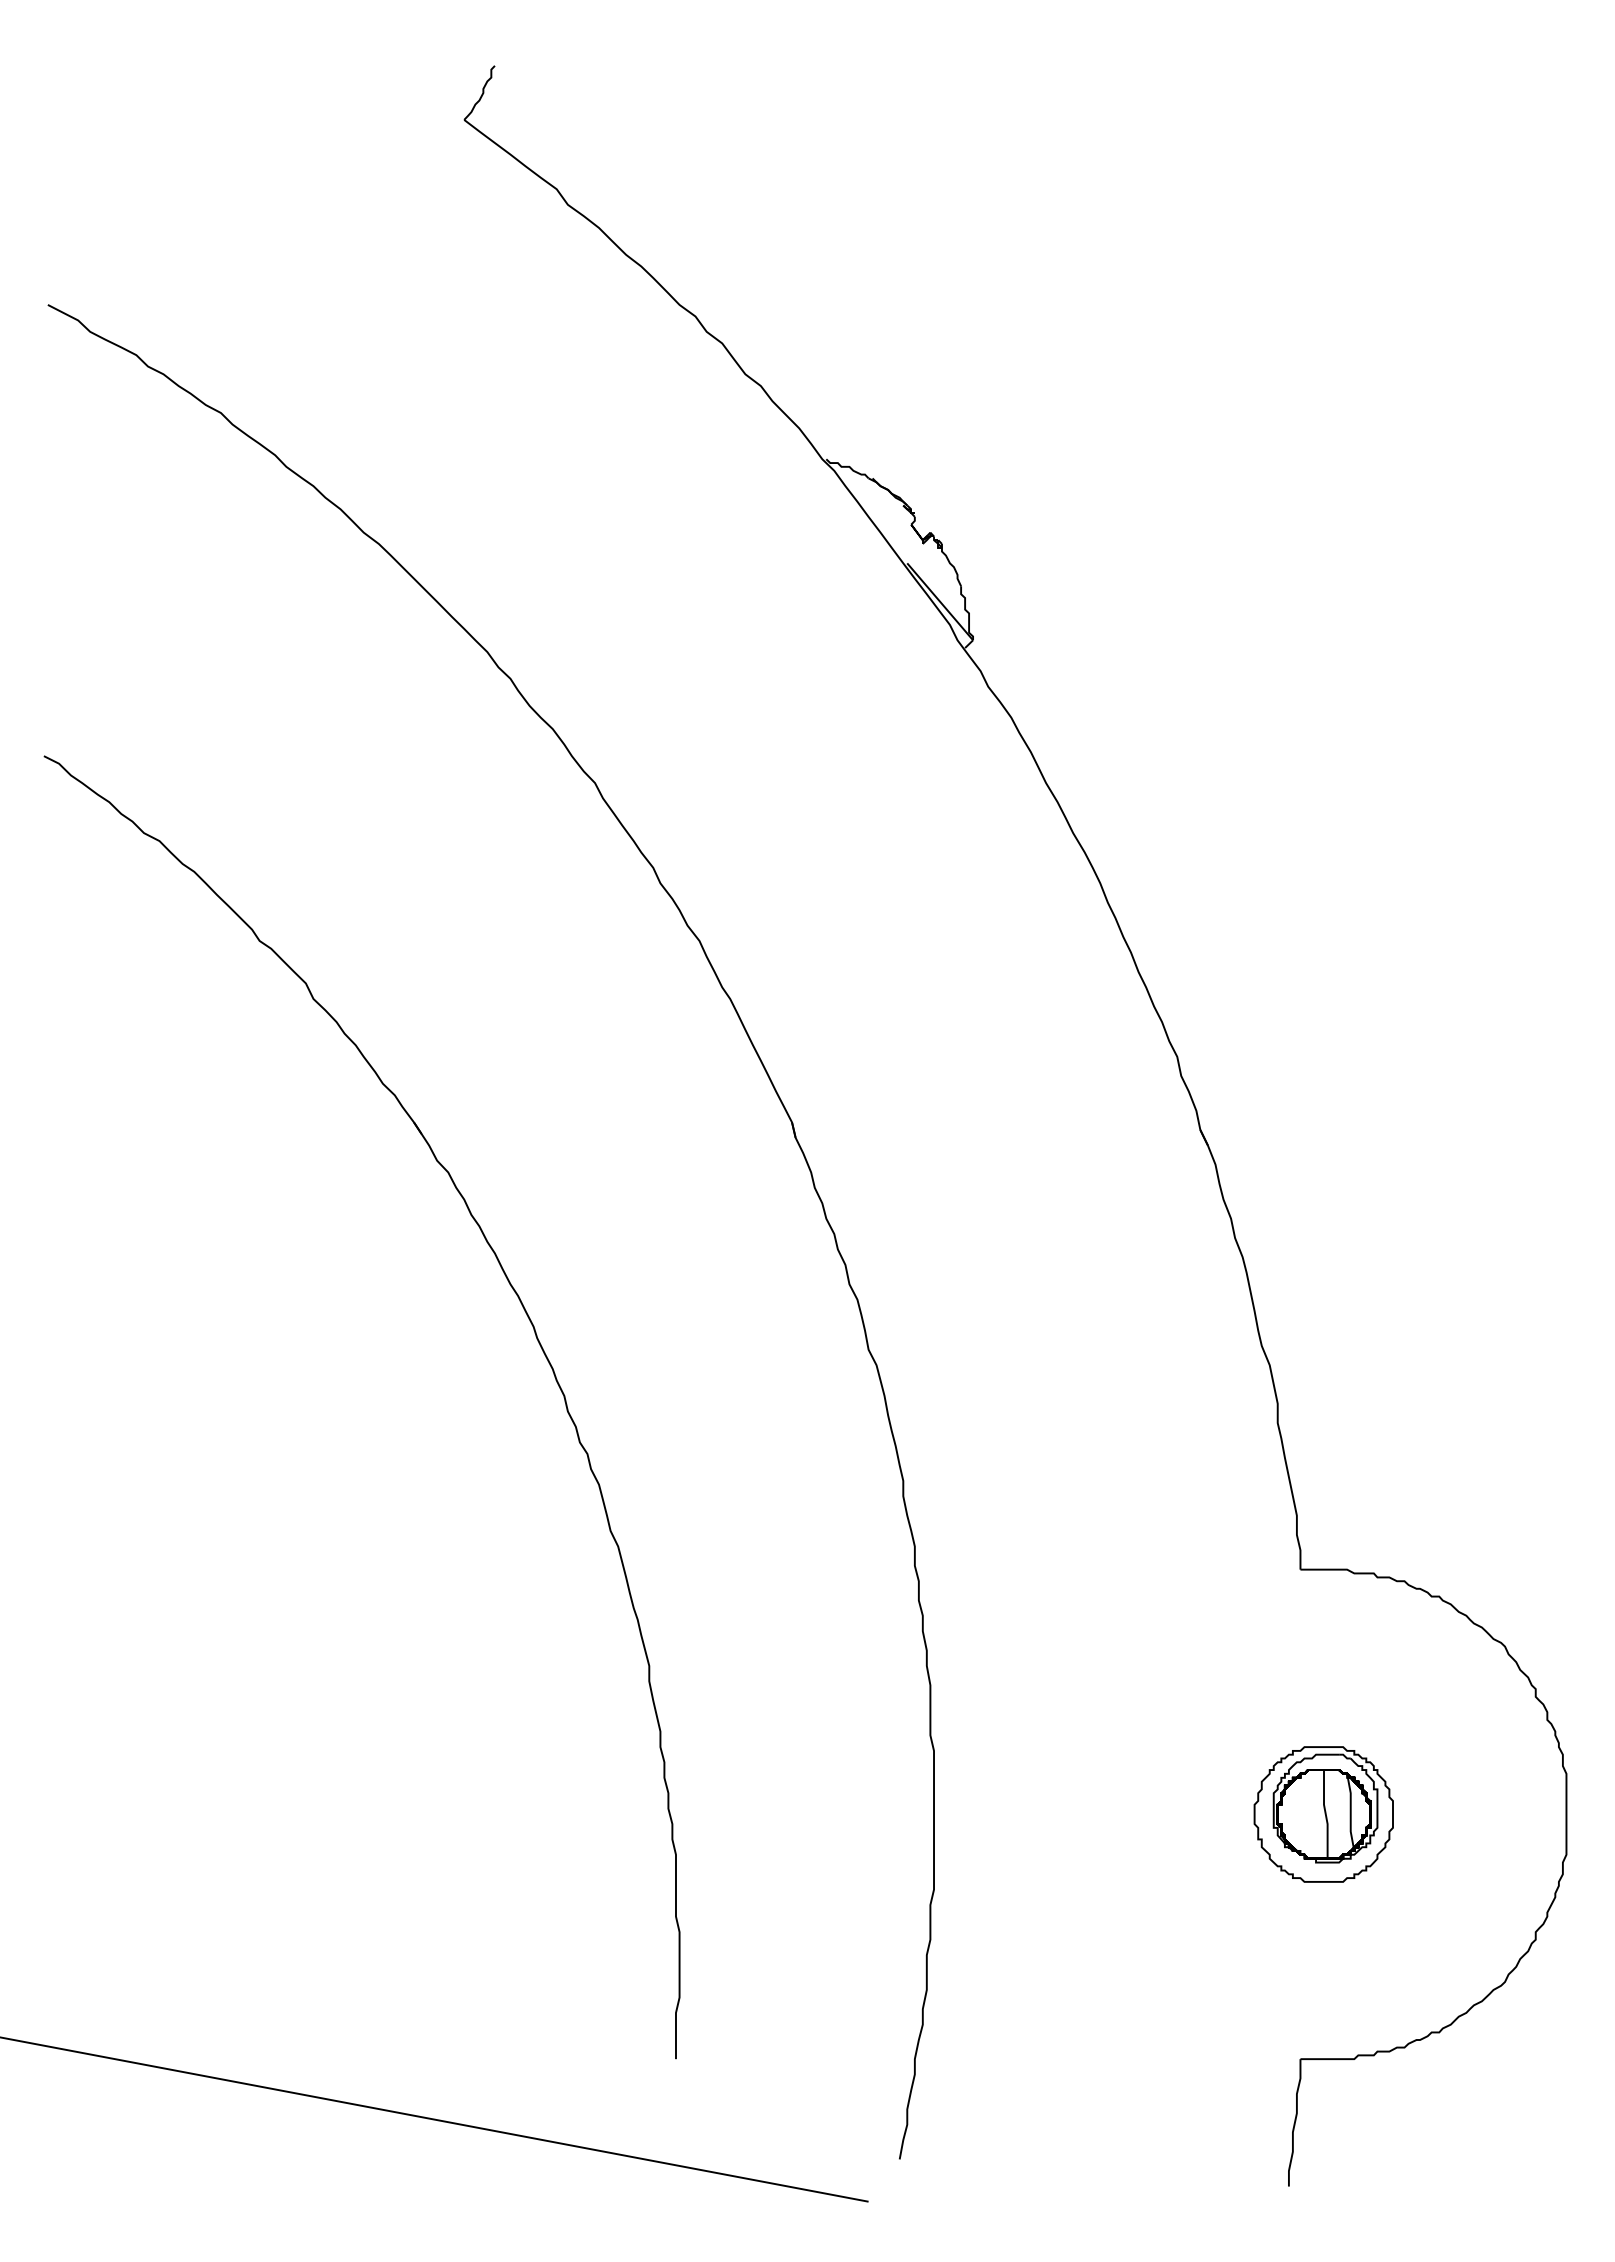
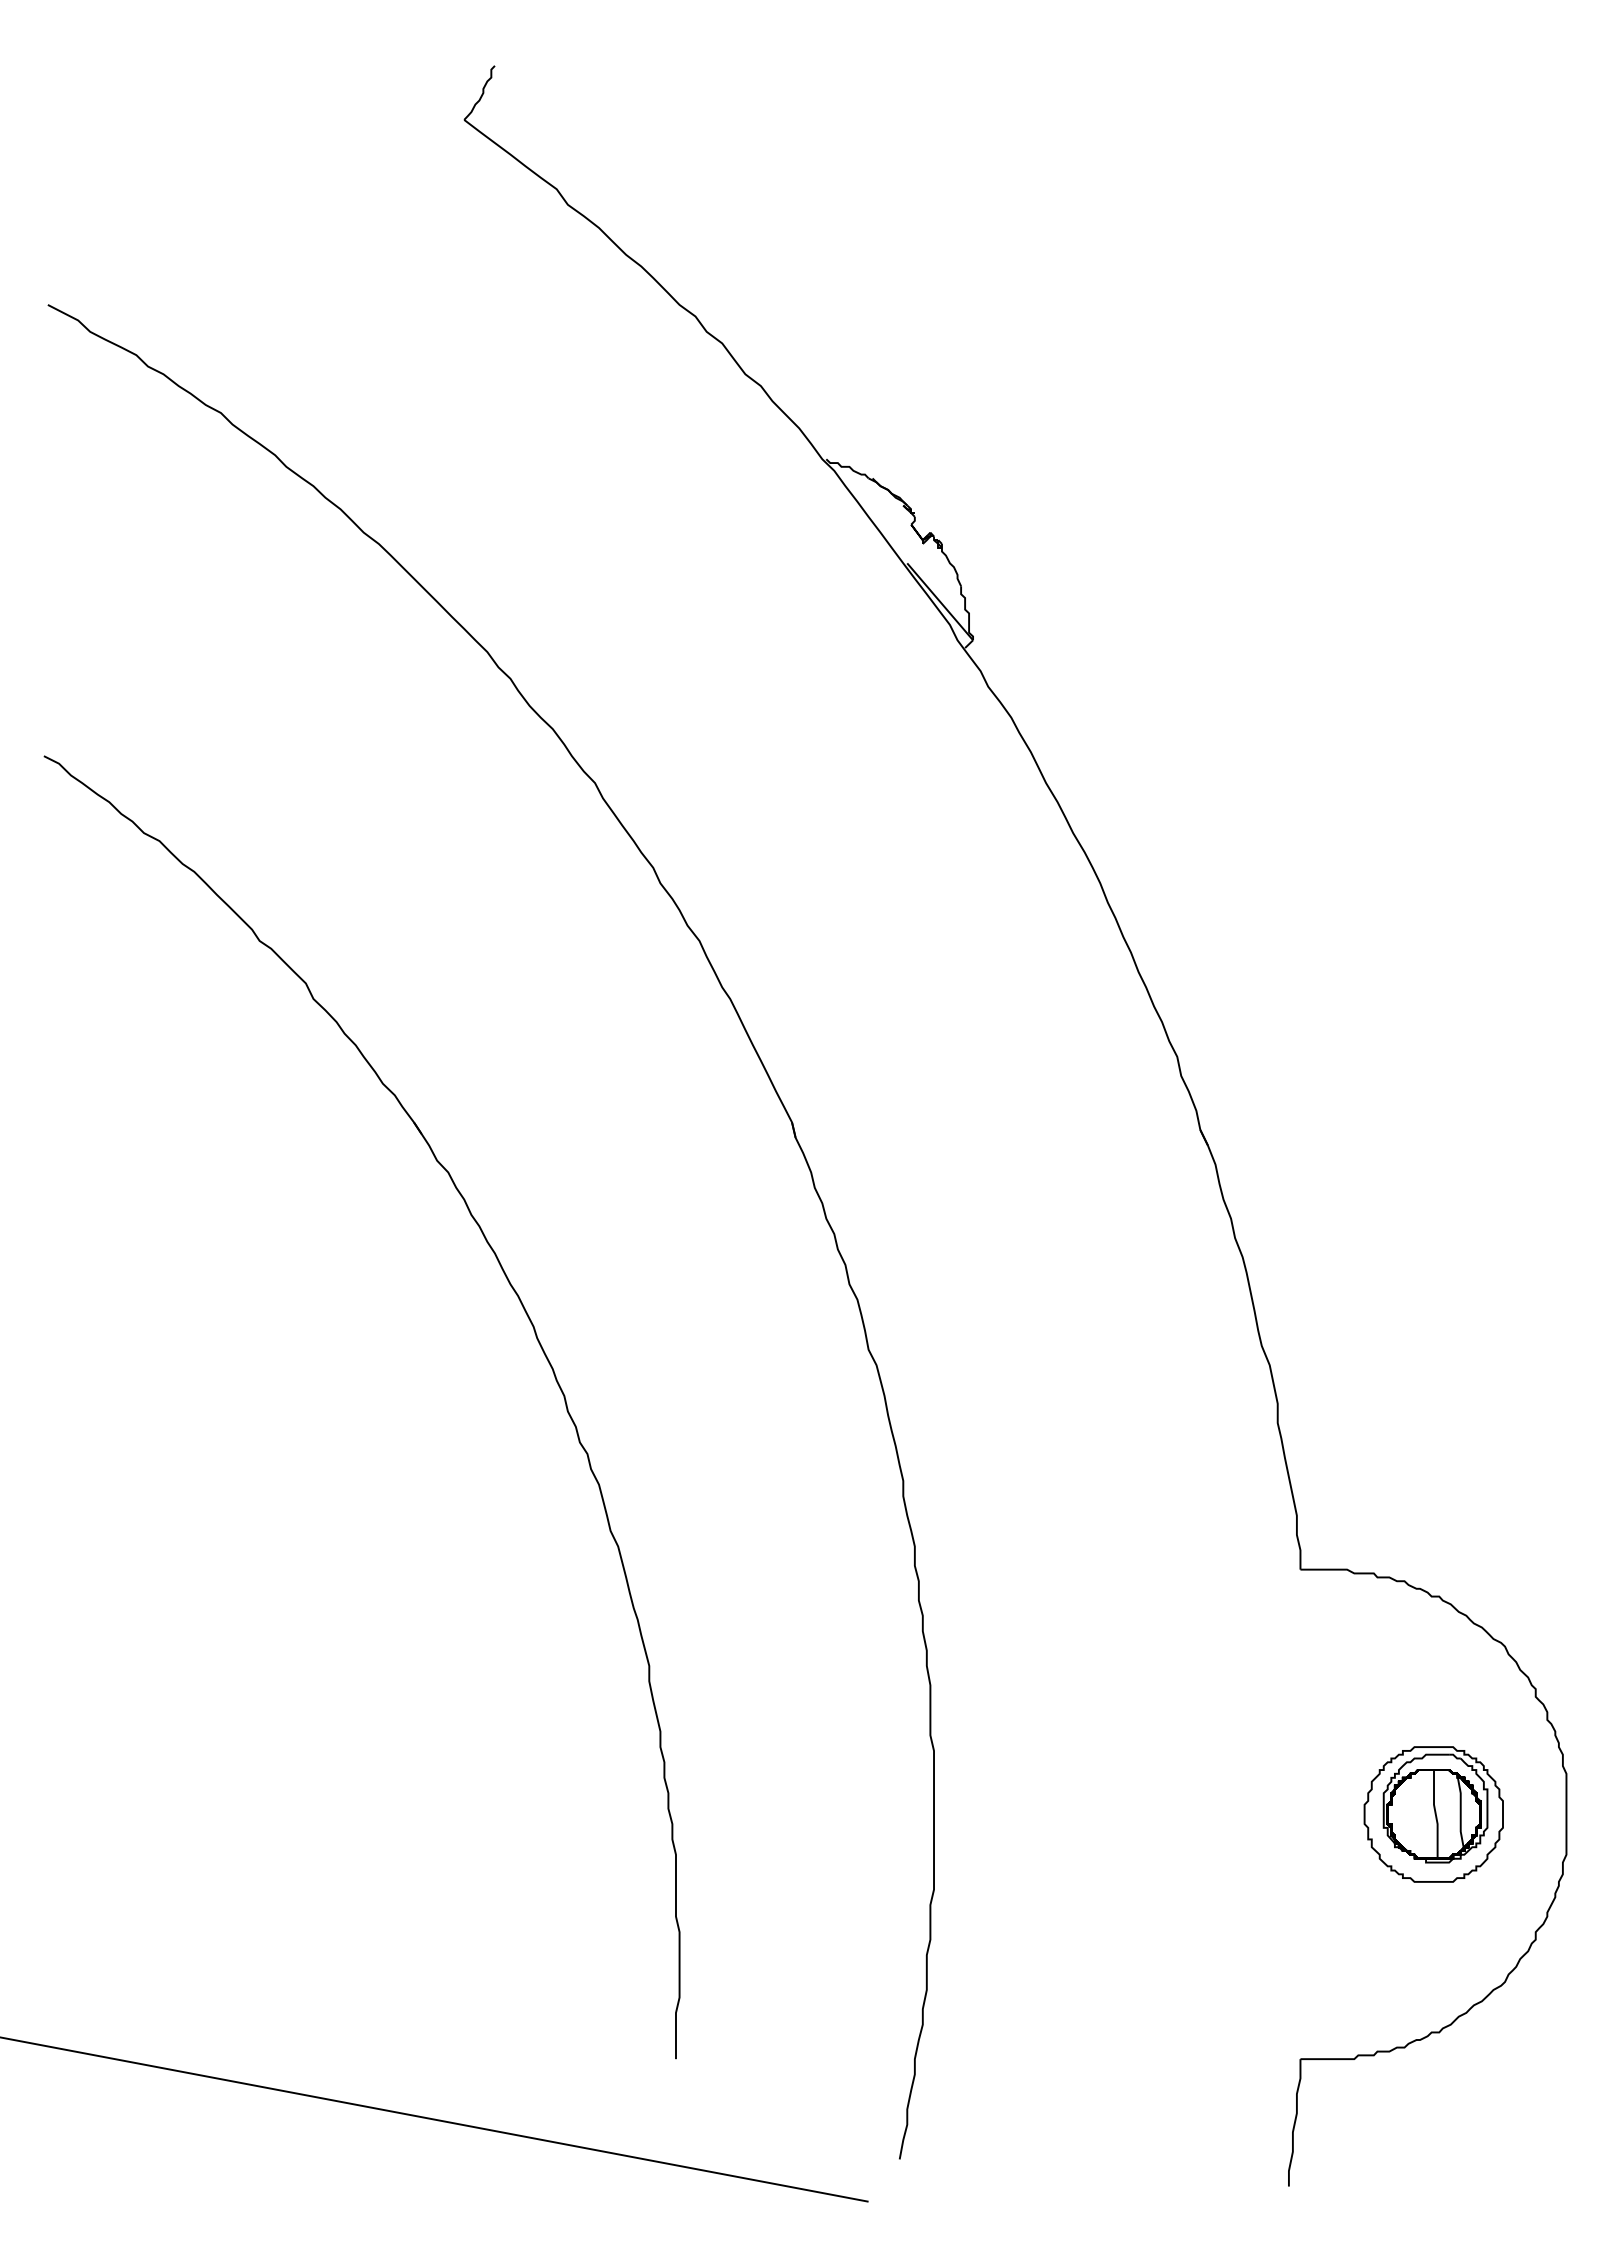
part position: (1323, 1814) -> (1433, 1814) (1433, 1814)
